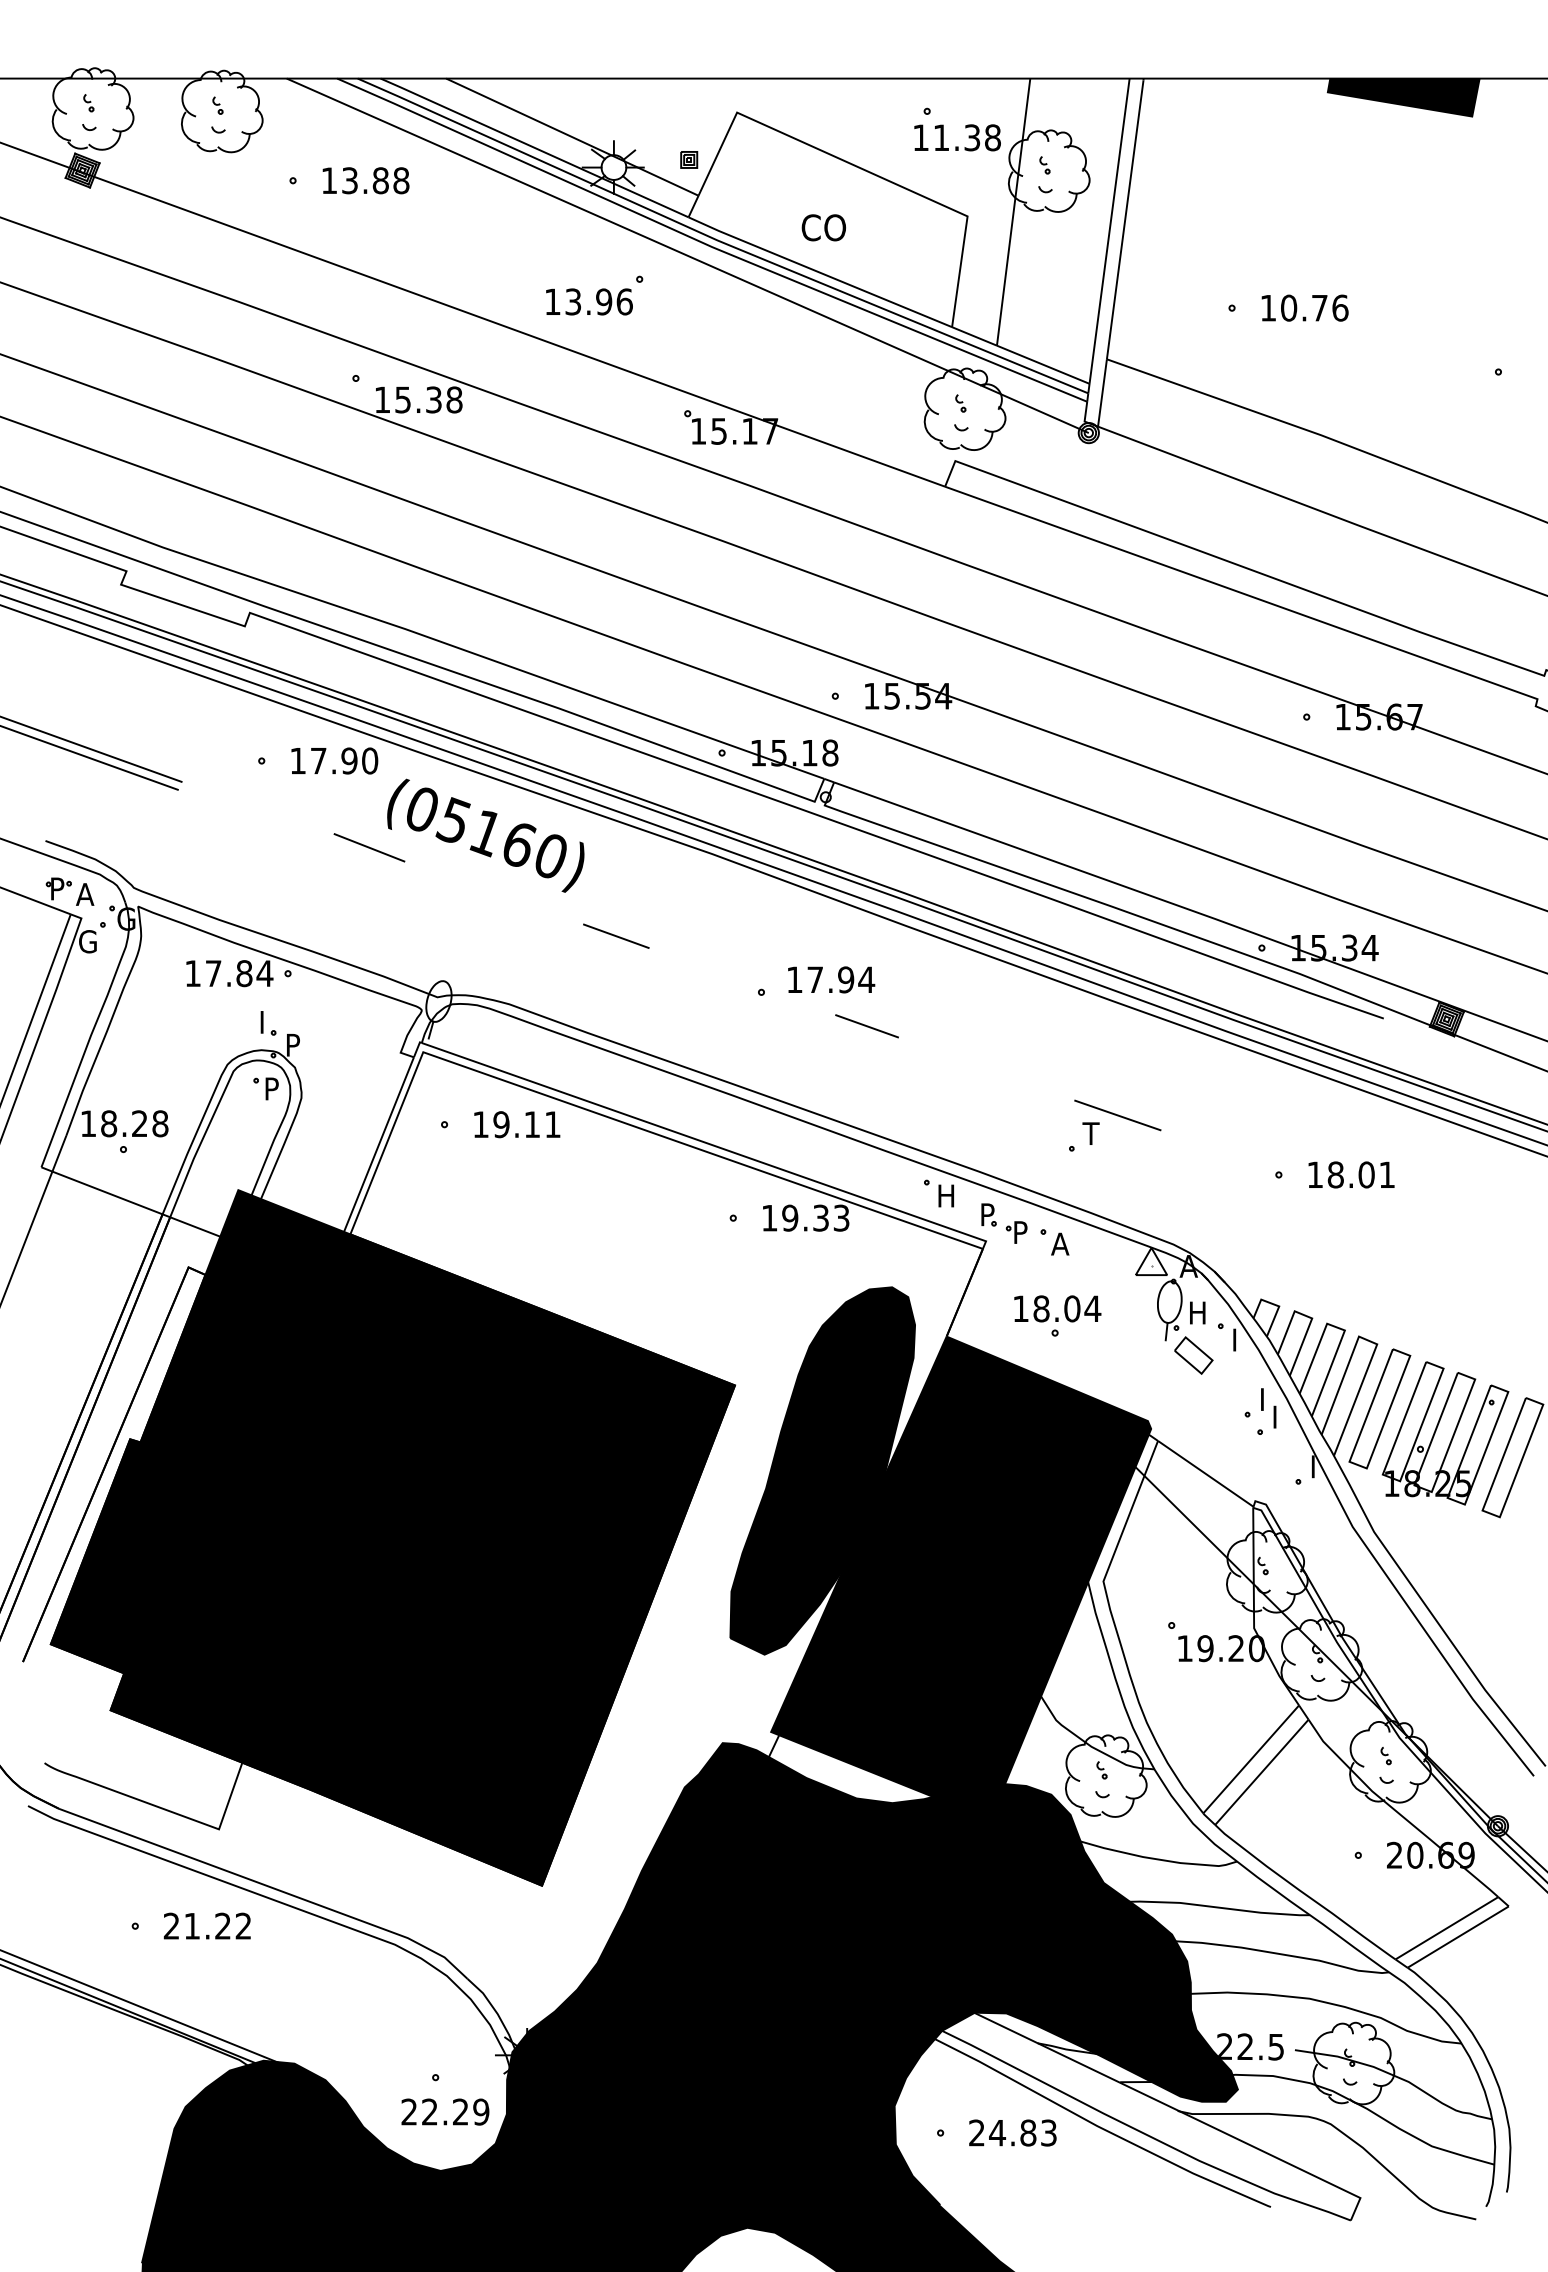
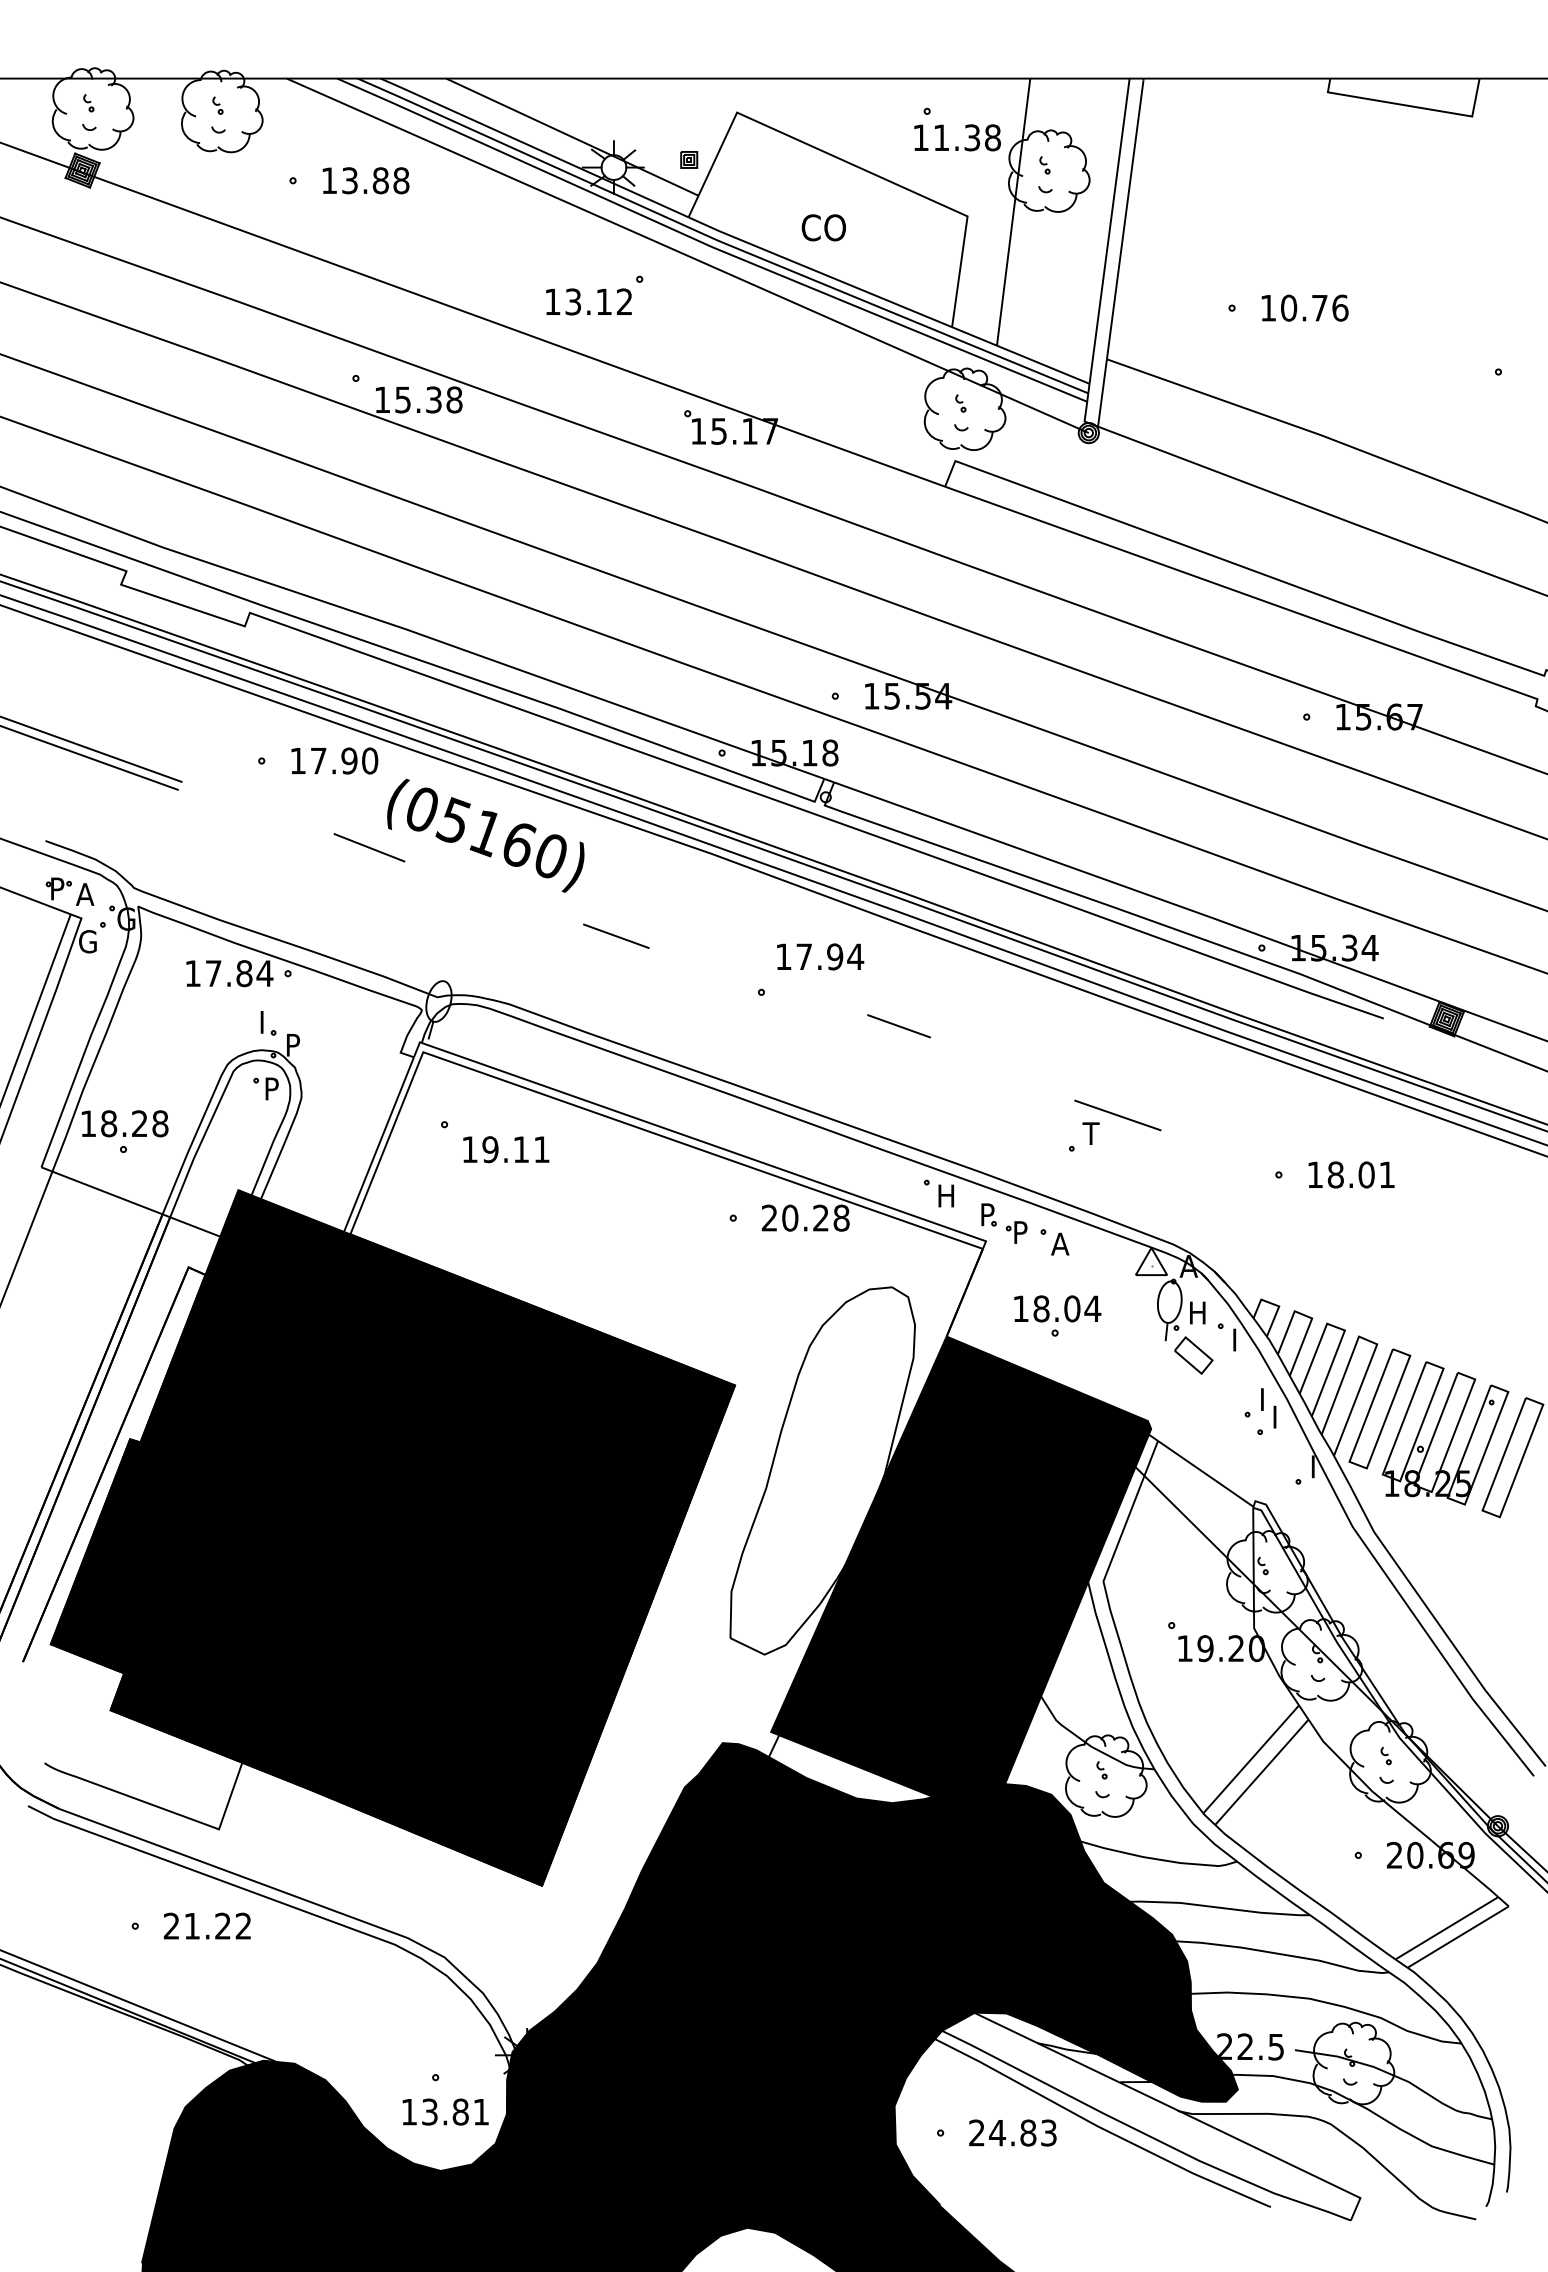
fill: present -> none (1403, 97)
text: 13.96 -> 13.12 (614, 301)
text position: (831, 979) -> (820, 956) (820, 956)
line position: (866, 1026) -> (898, 1026) (898, 1026)
text position: (517, 1124) -> (506, 1149) (506, 1149)
text: 19.33 -> 20.28 (805, 1217)
fill: present -> none (822, 1470)
text: 22.29 -> 13.81 (445, 2111)
